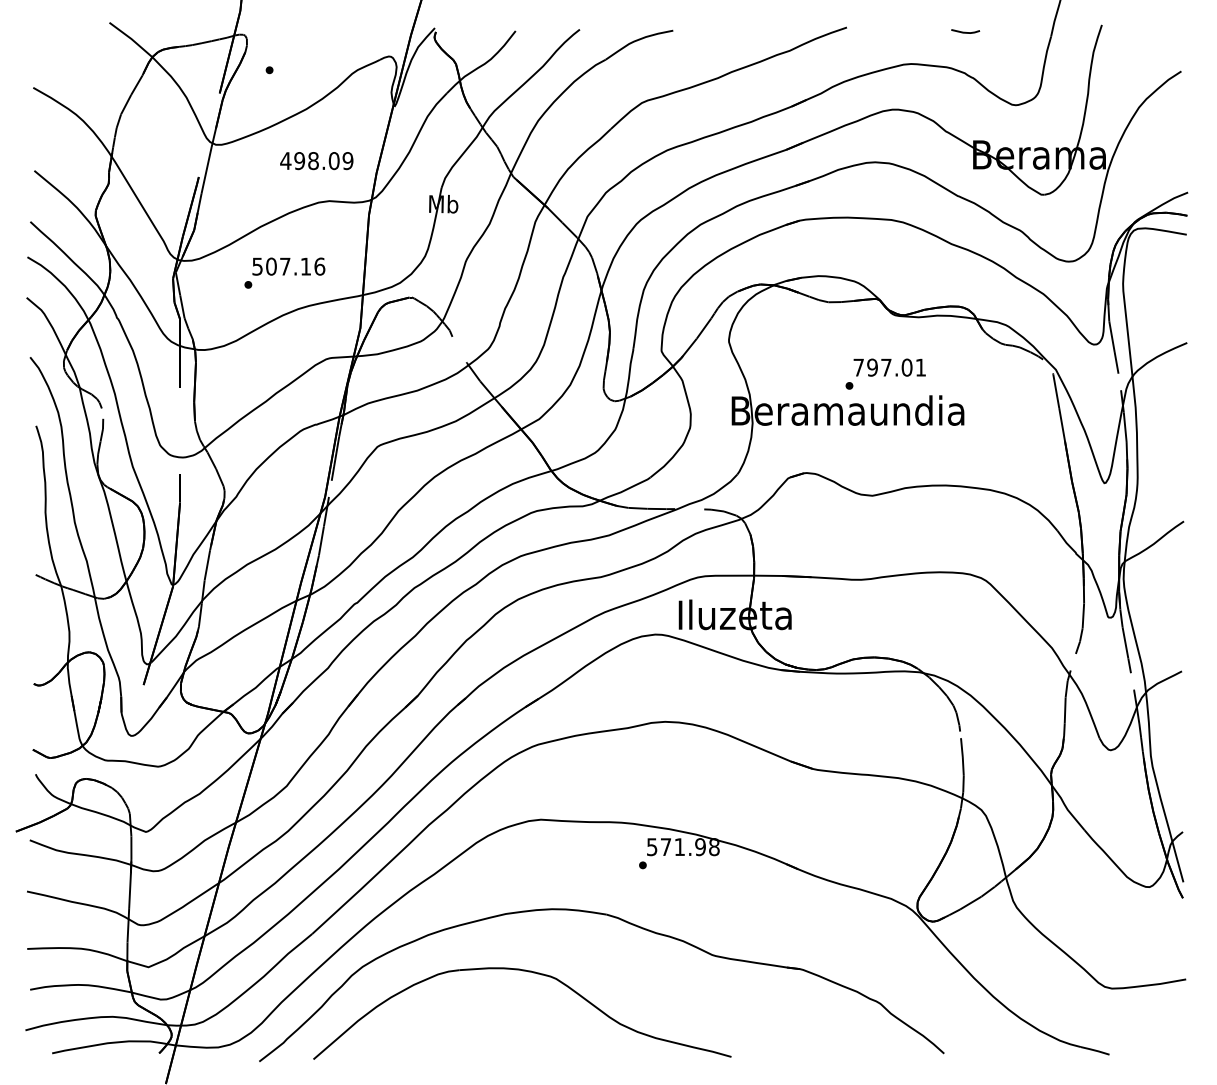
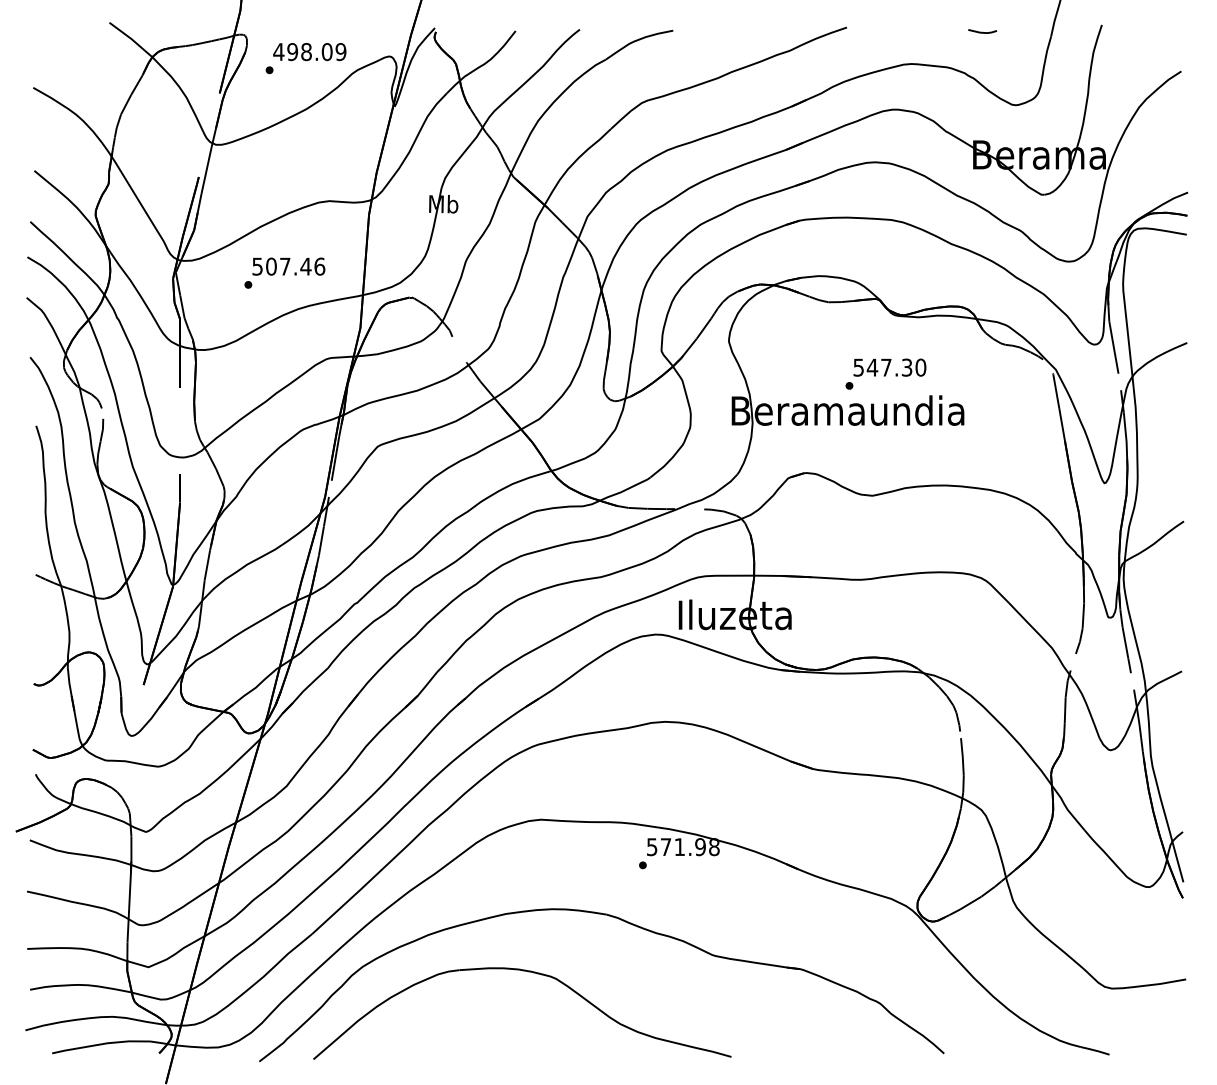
line position: (965, 31) -> (982, 31) (982, 31)
text position: (316, 161) -> (309, 52) (309, 52)
text: 507.16 -> 507.46 (305, 266)
text: 797.01 -> 547.30 (889, 367)
